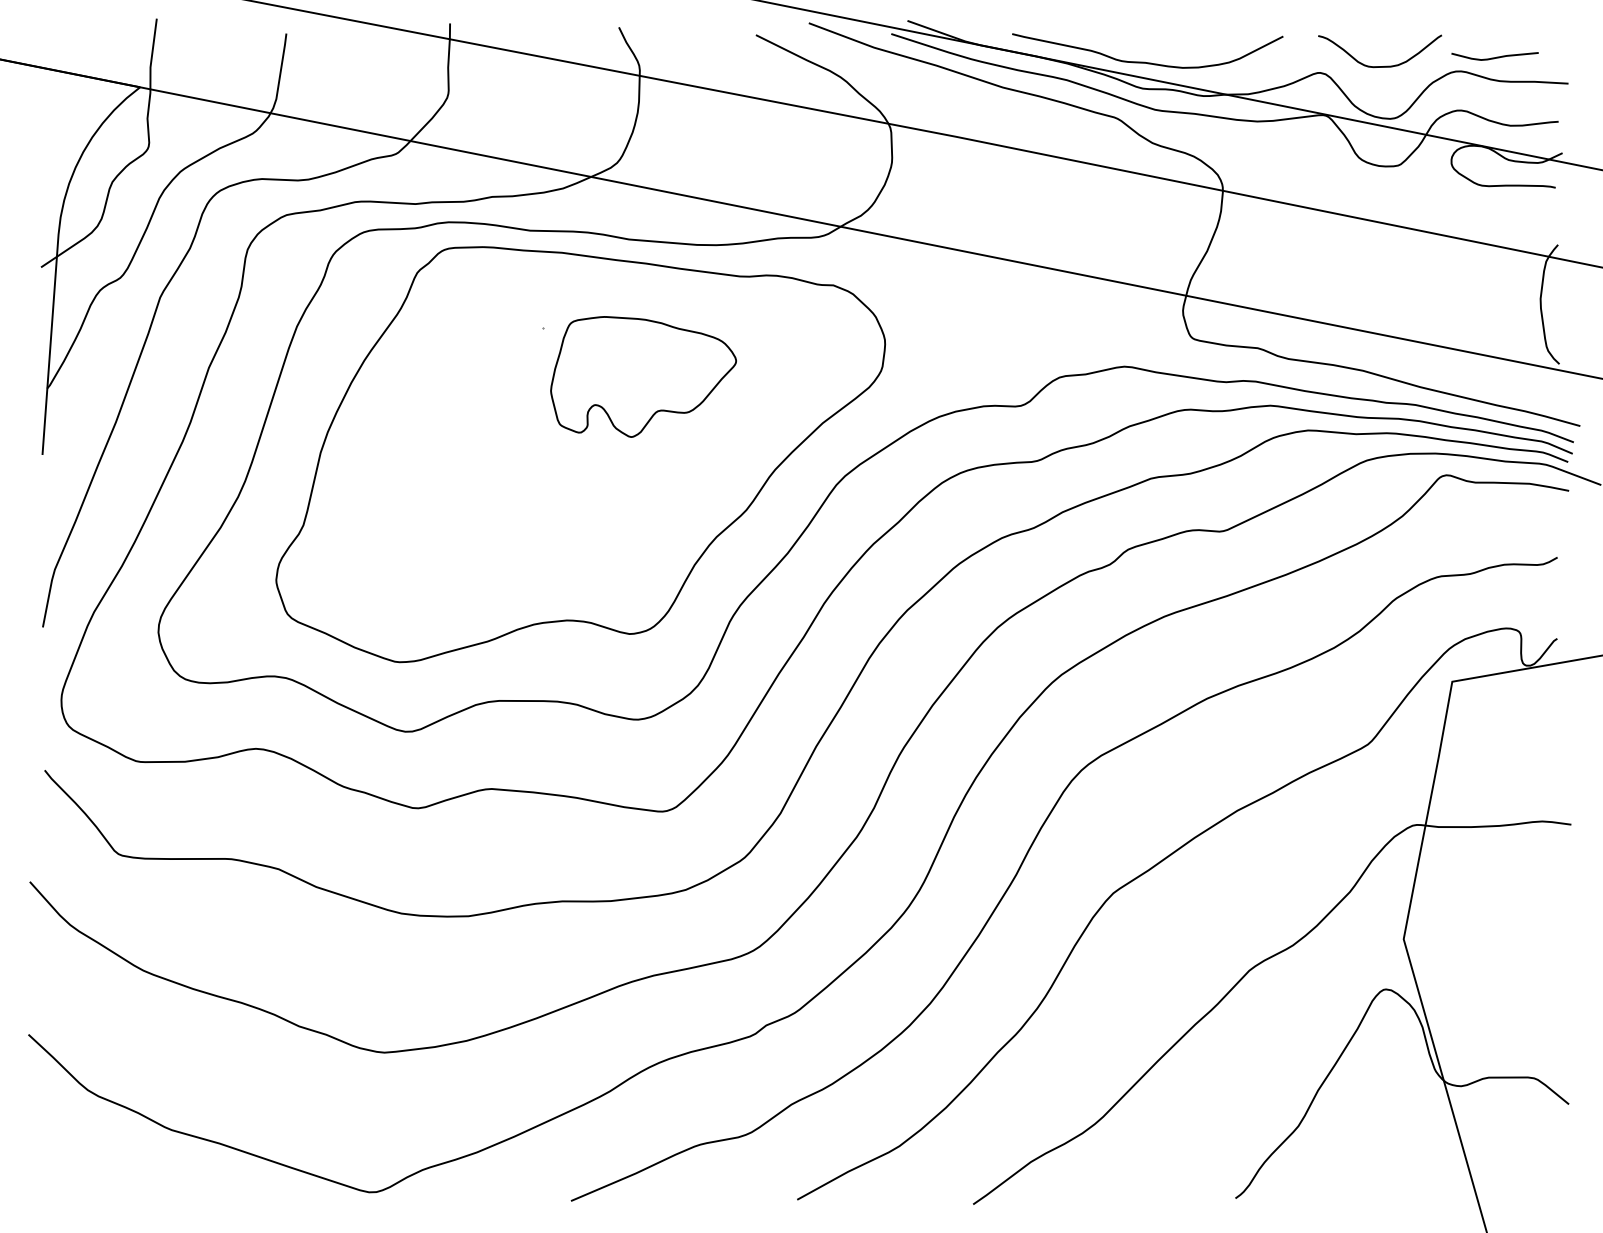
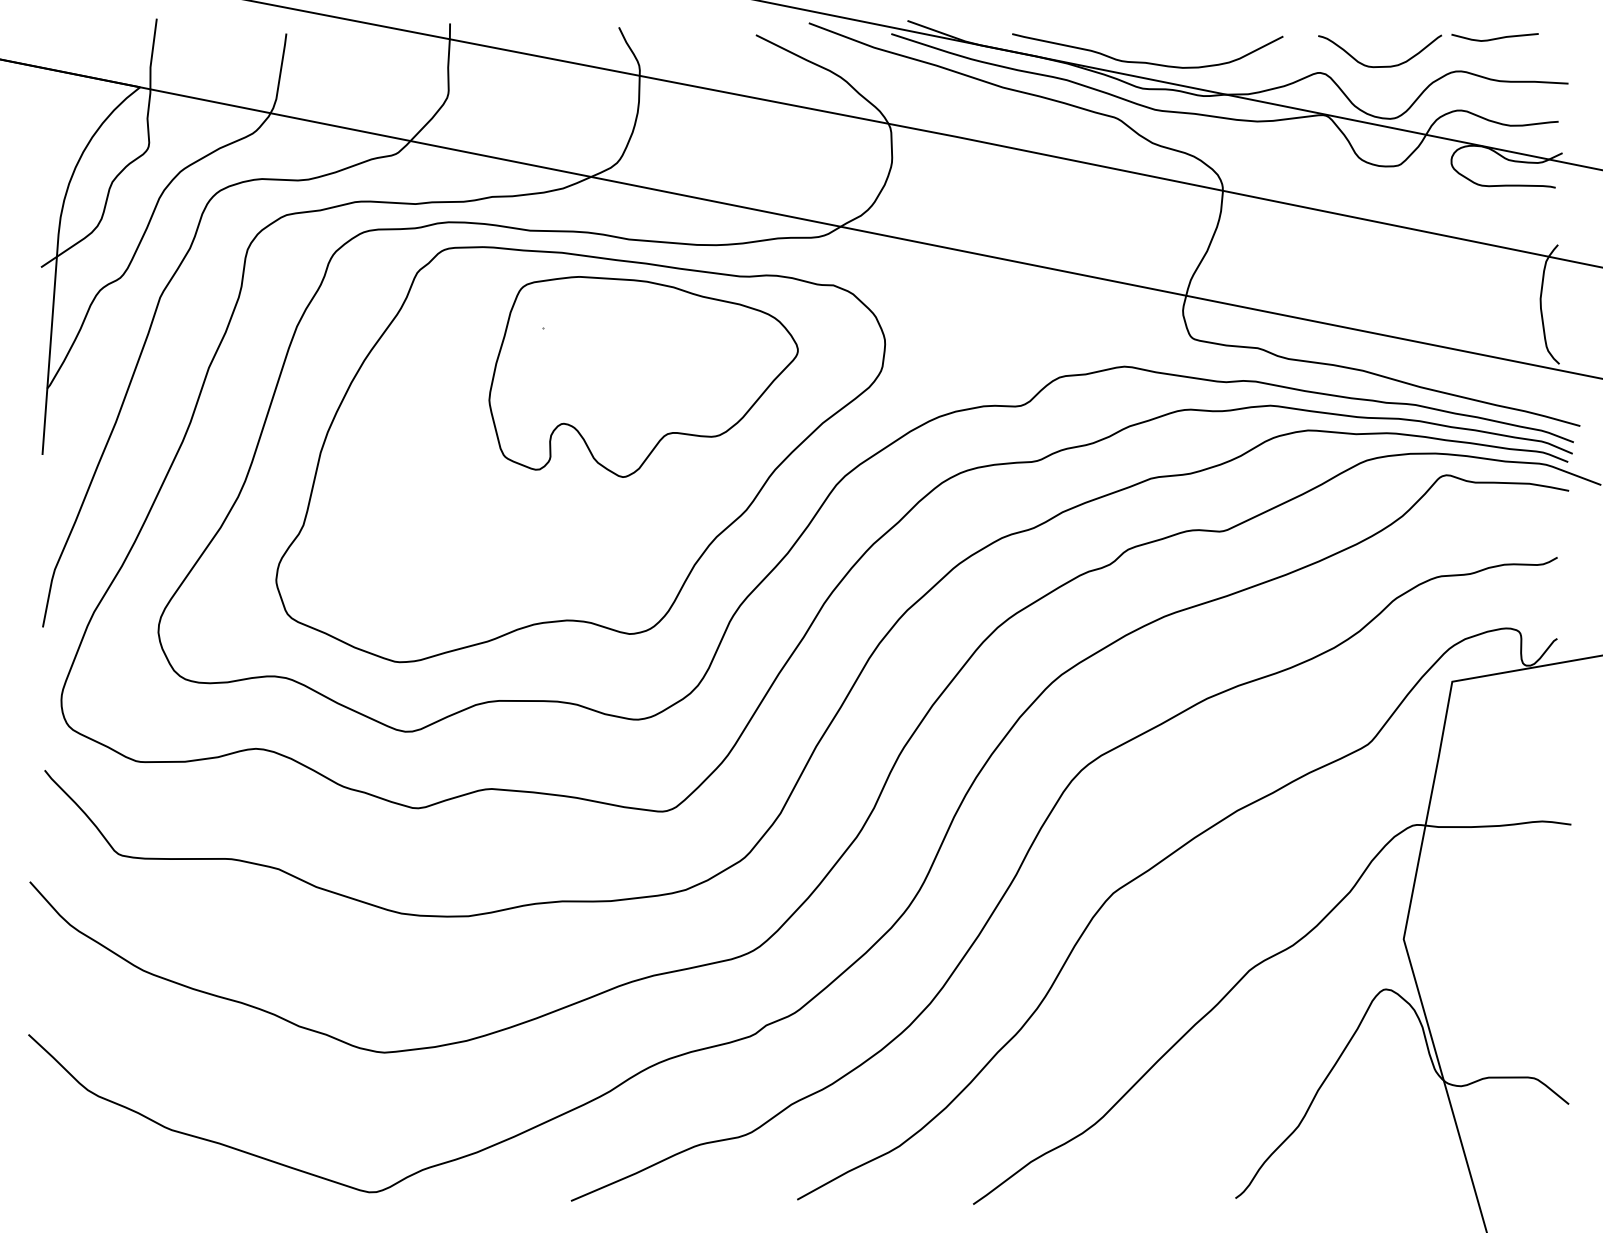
curve position: (1494, 57) -> (1494, 38) (1494, 38)
part size: 187x122 px -> 311x202 px (643, 376)
